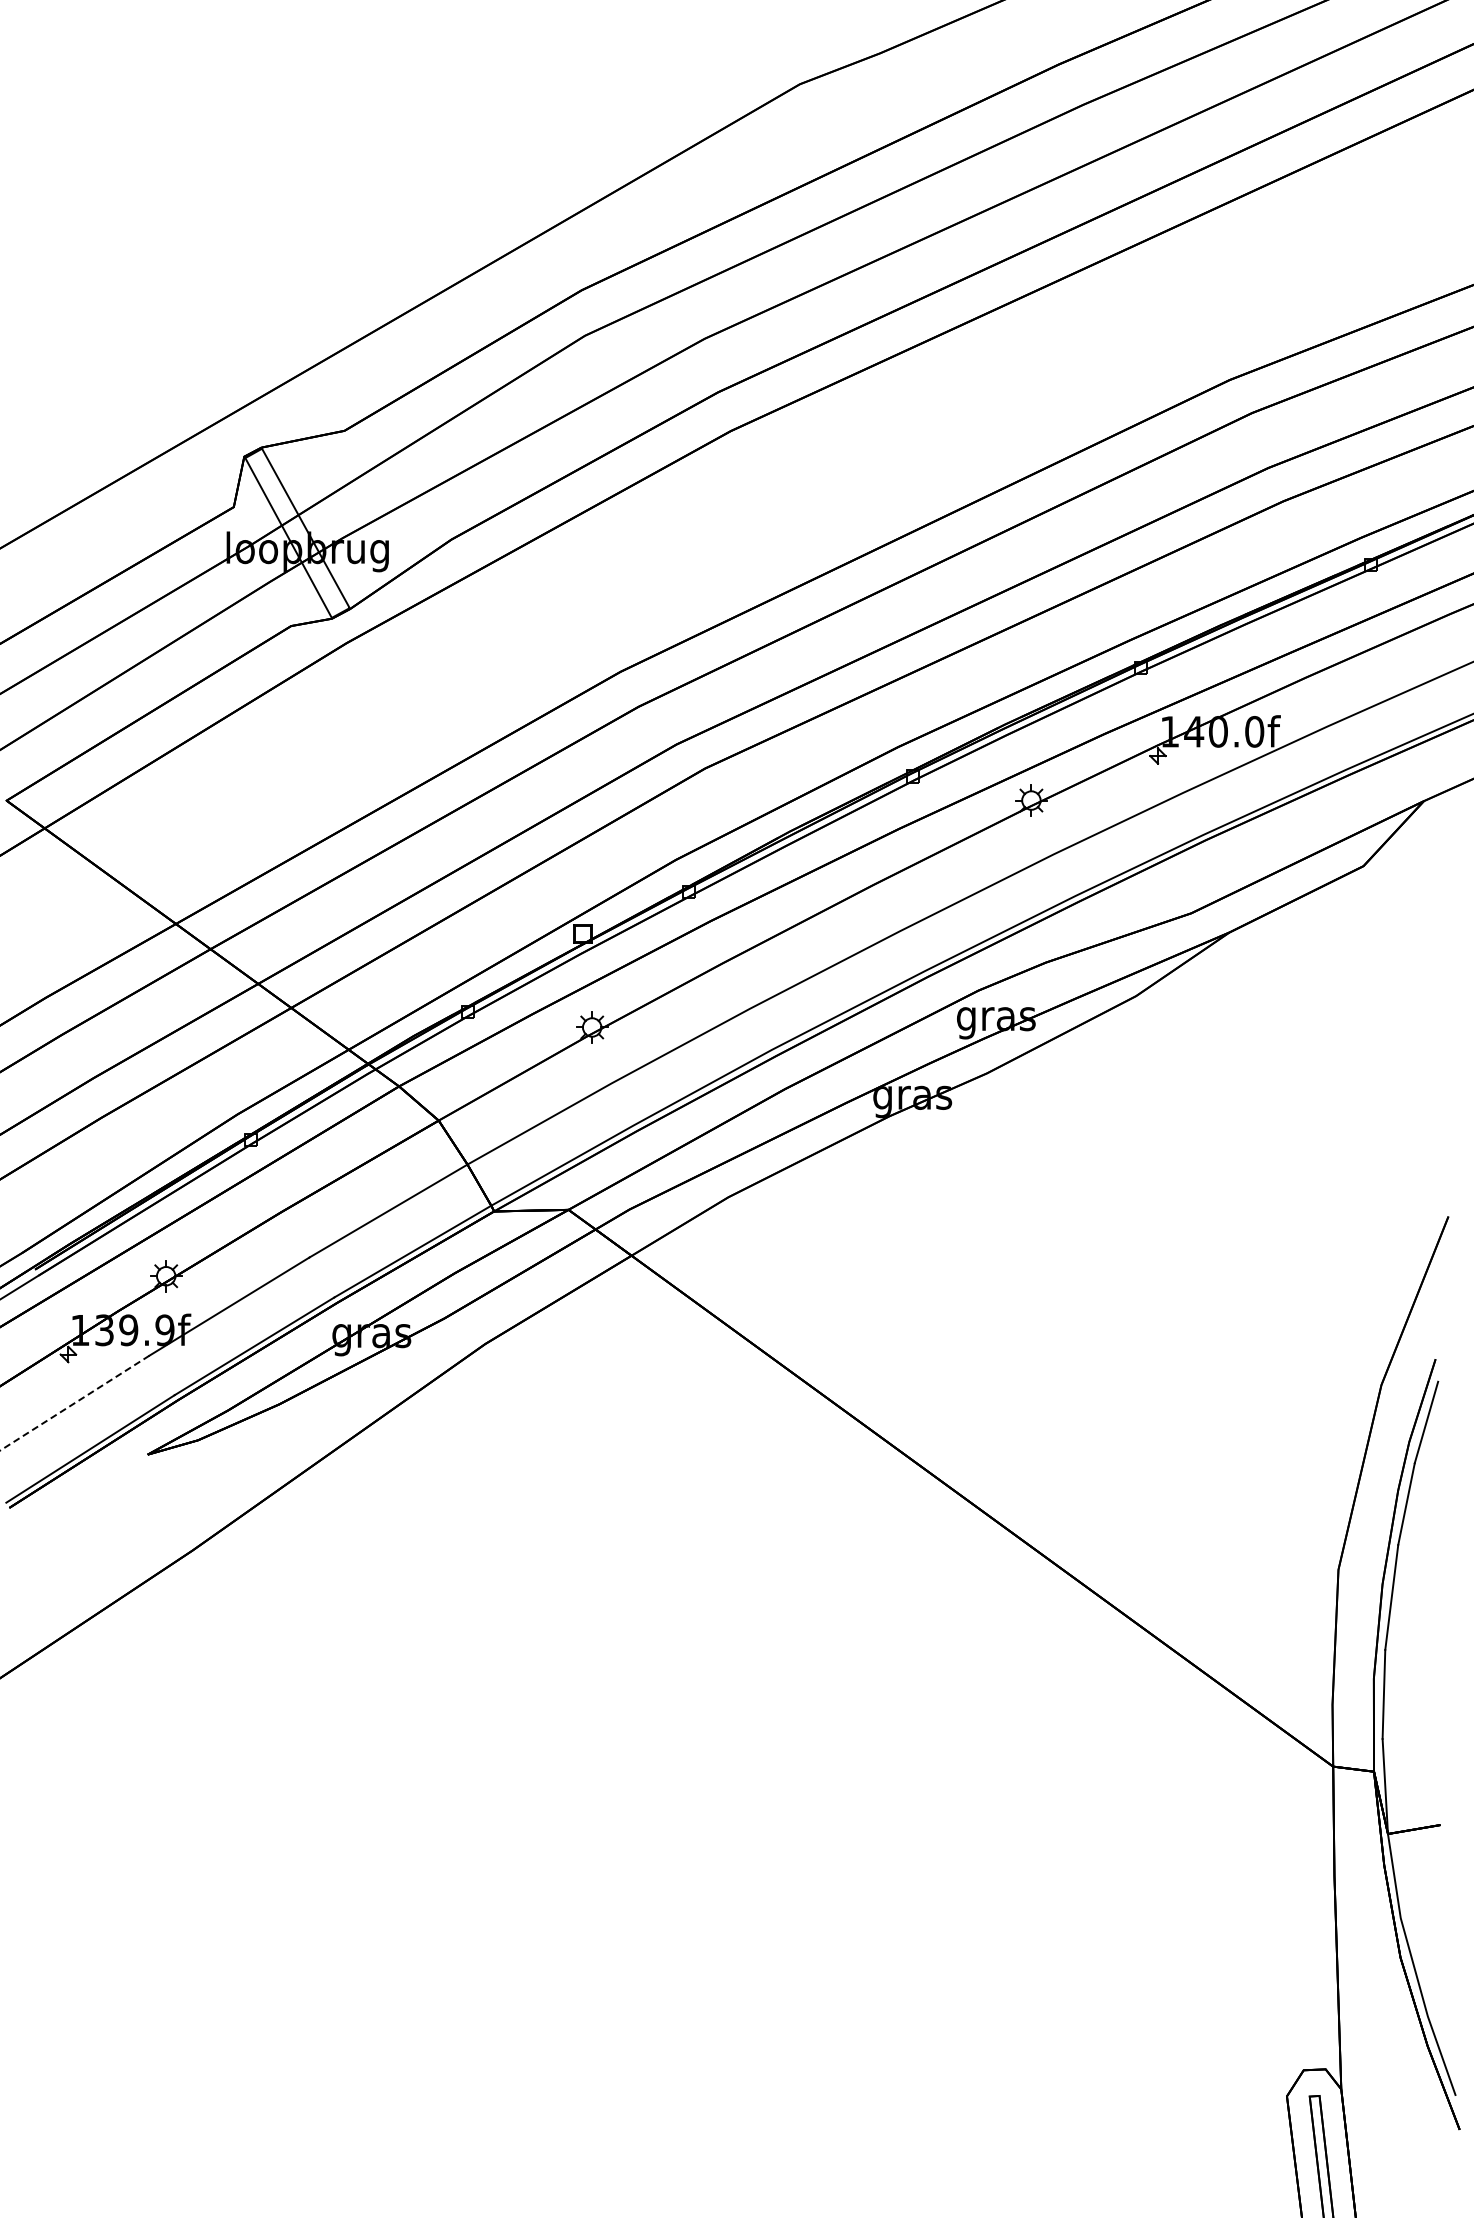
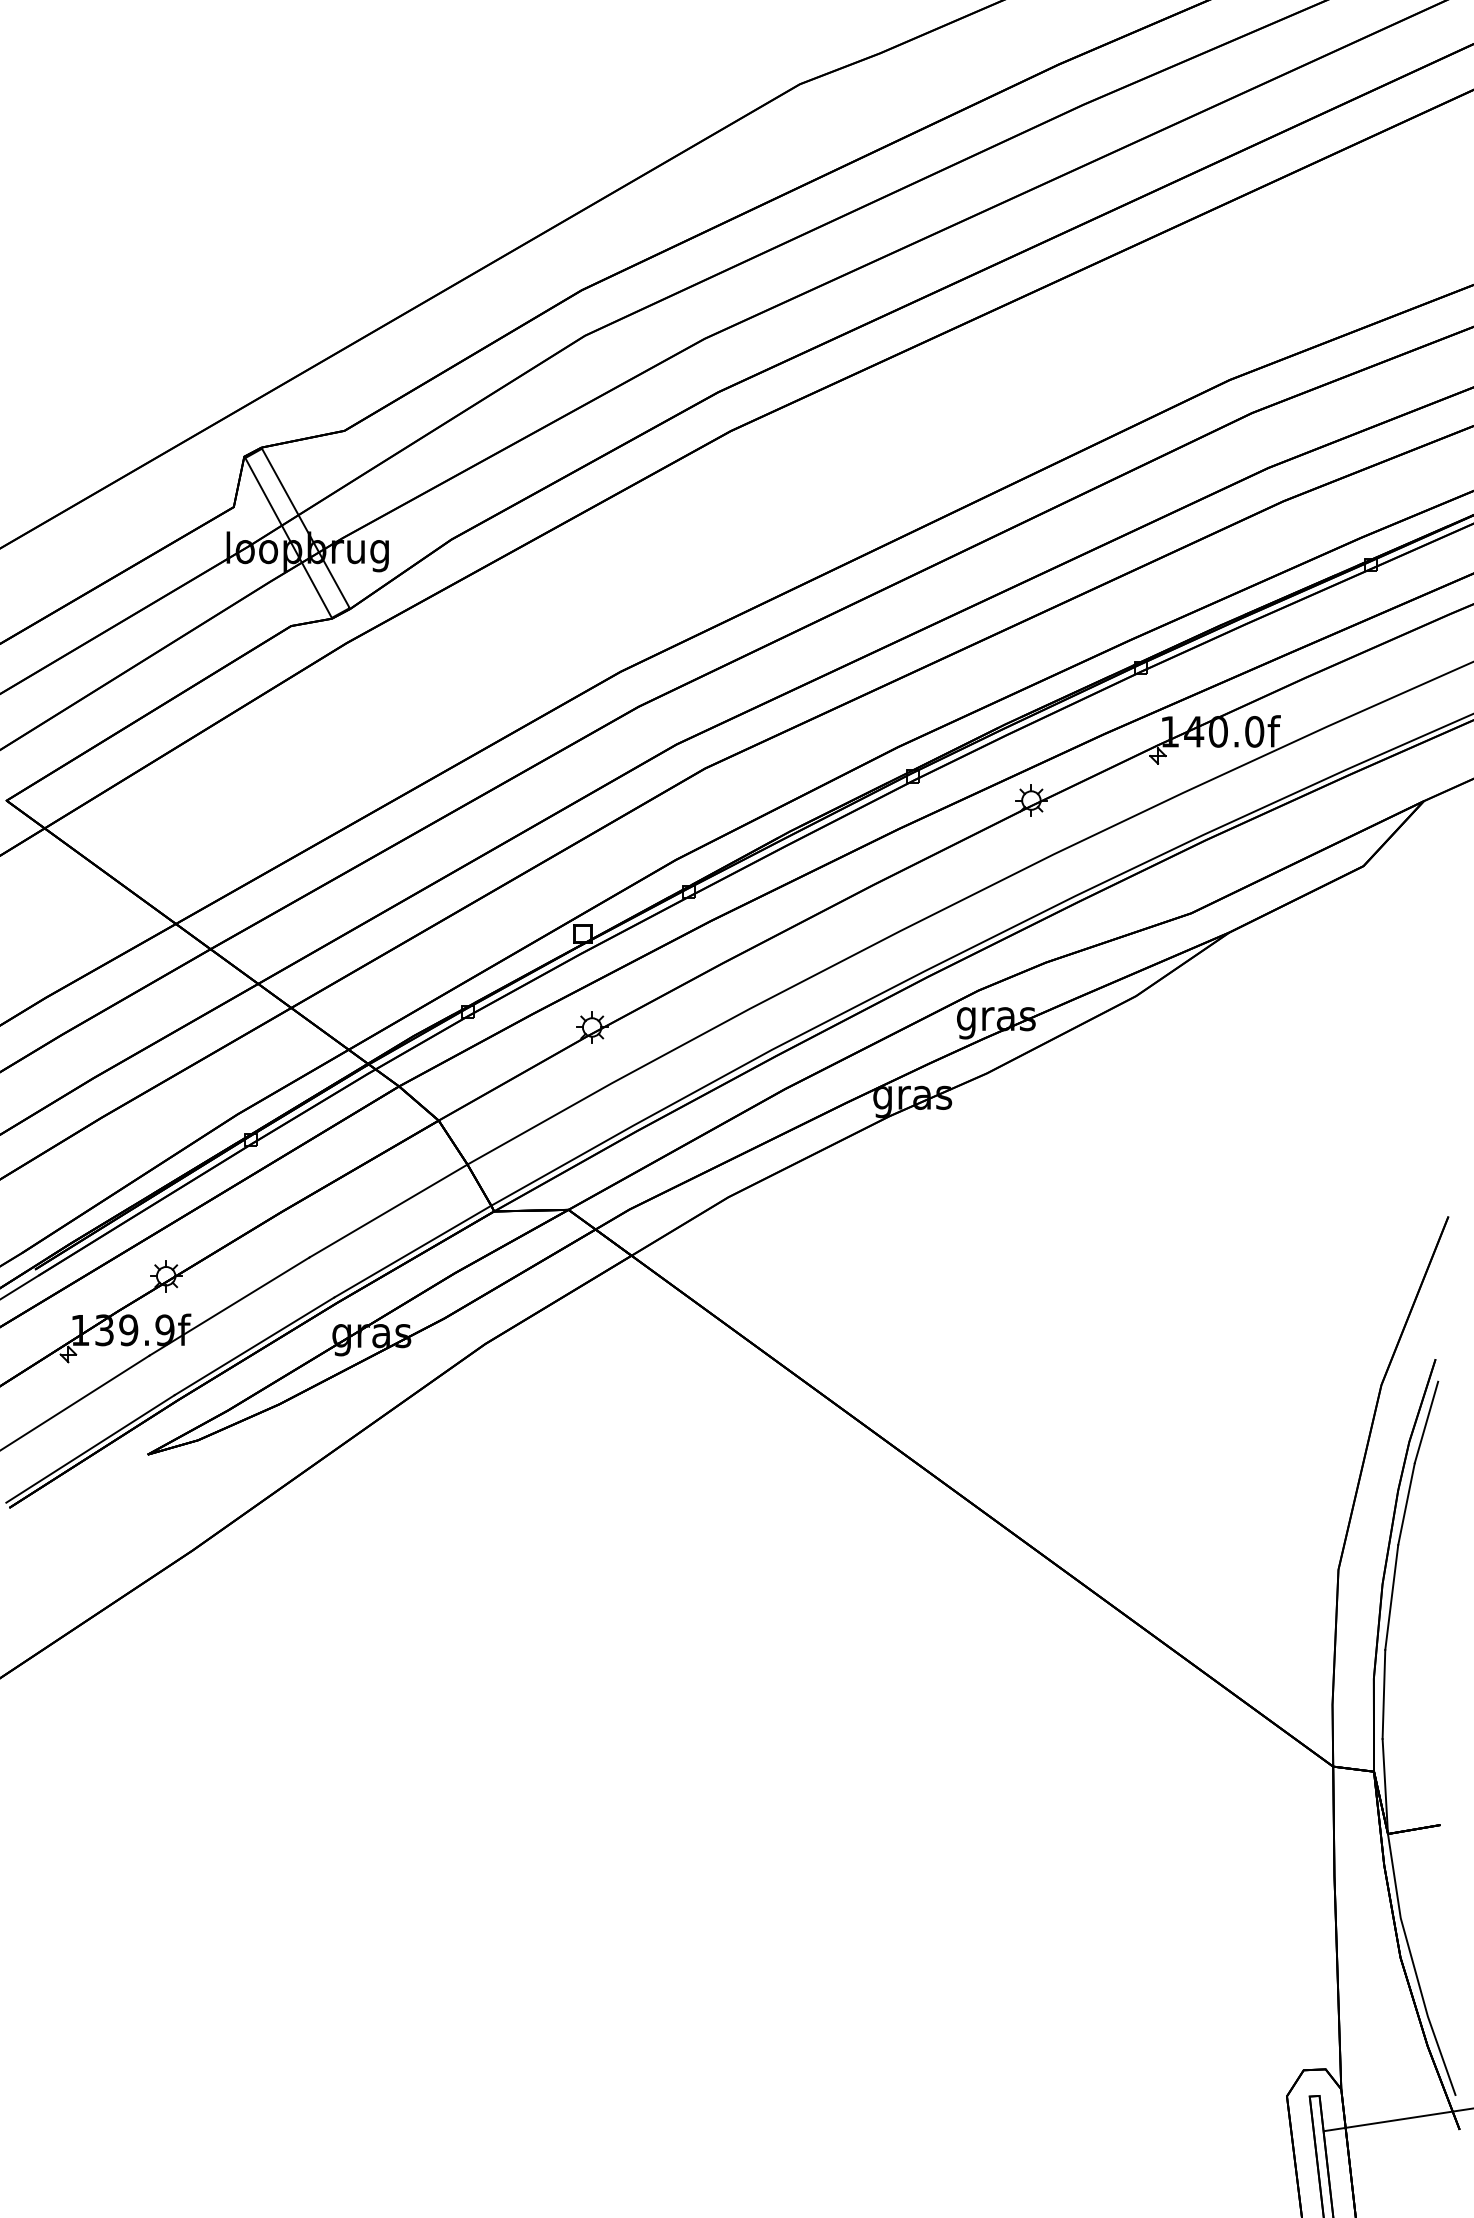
line: dashed -> solid (74, 1403)
line: none -> present (1397, 2119)
